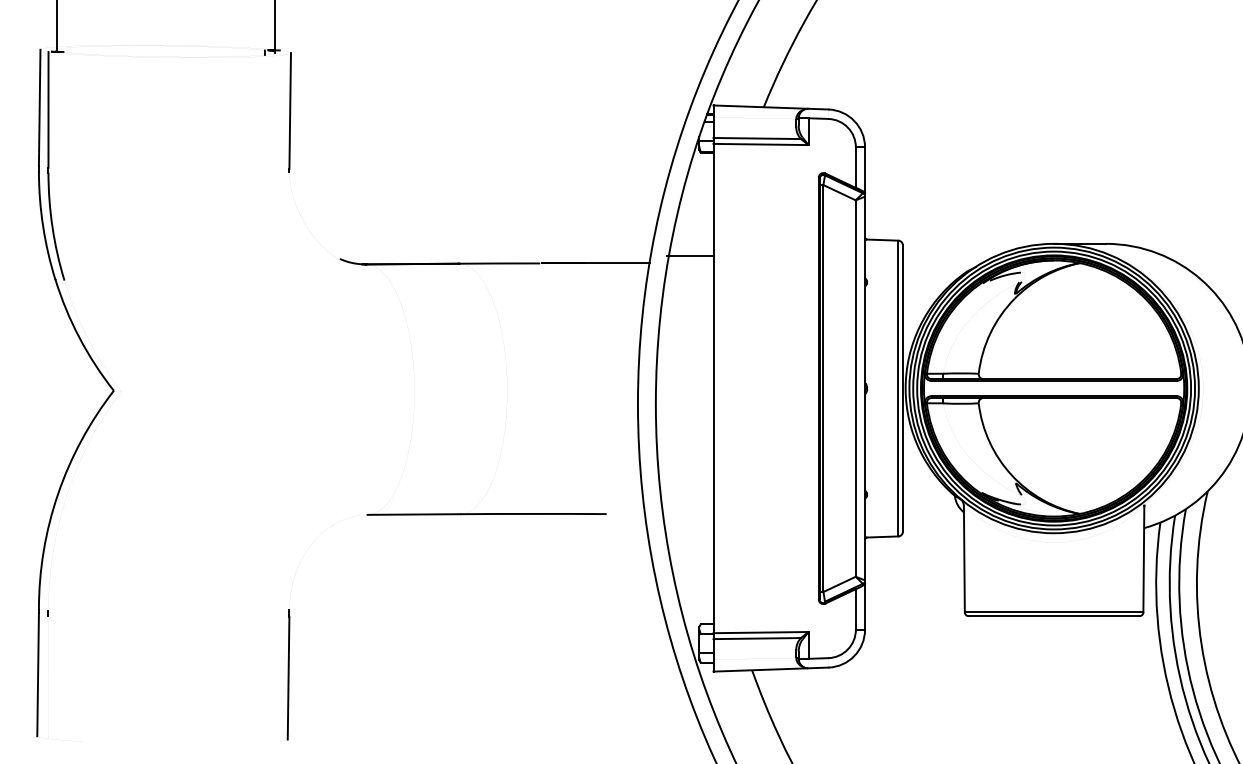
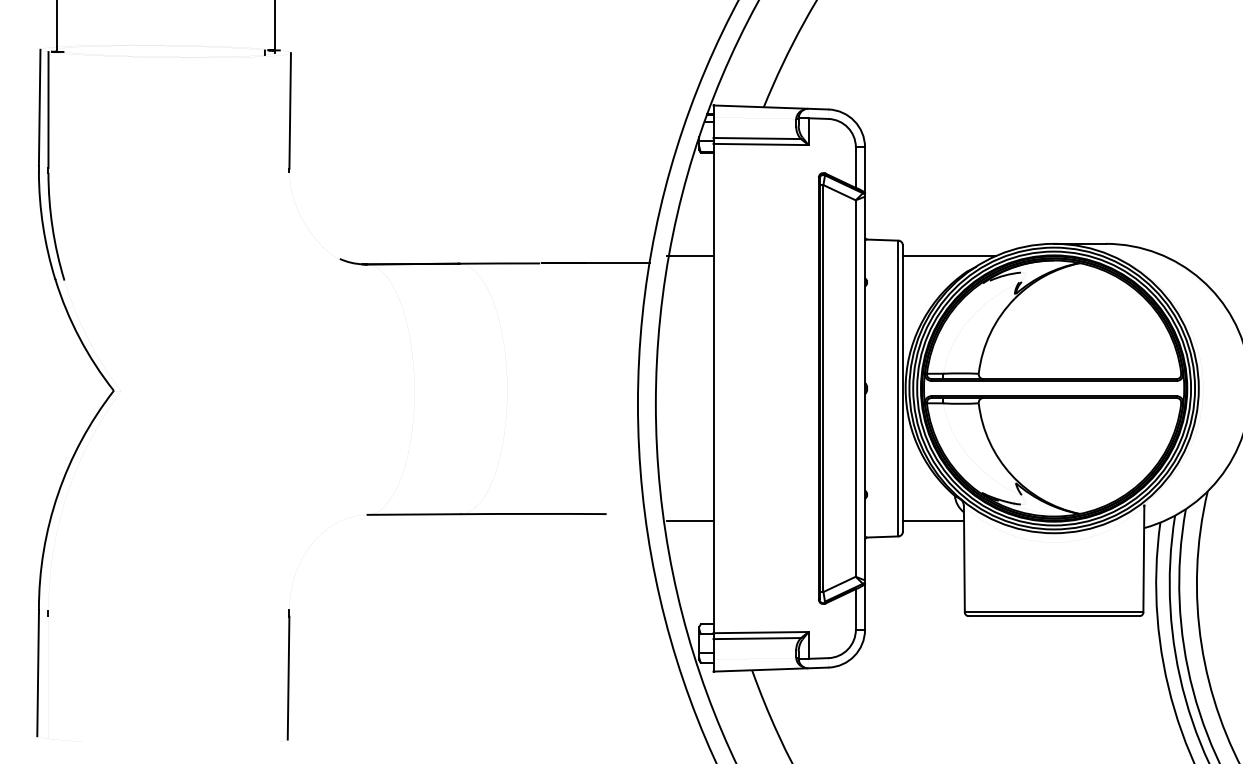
line: none -> present (949, 255)
line: none -> present (689, 521)
line: none -> present (933, 521)
